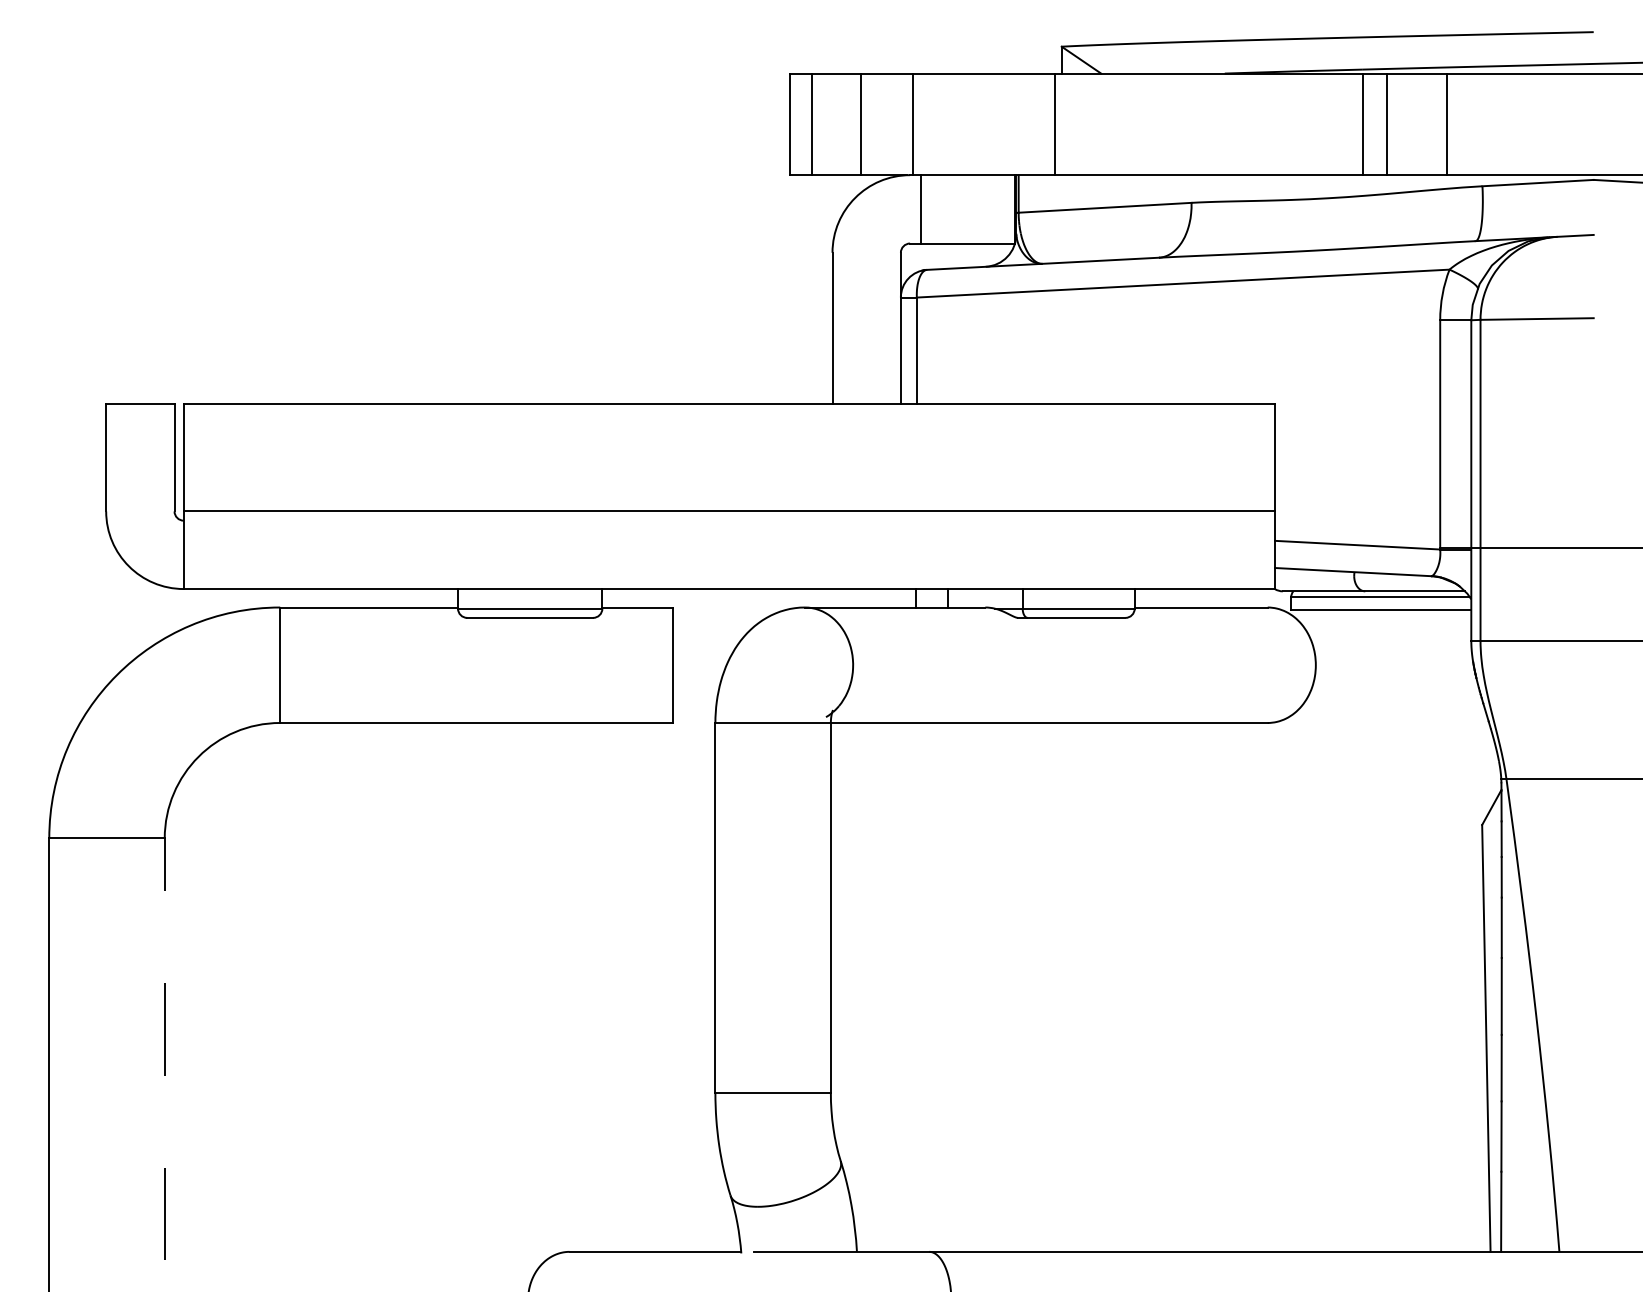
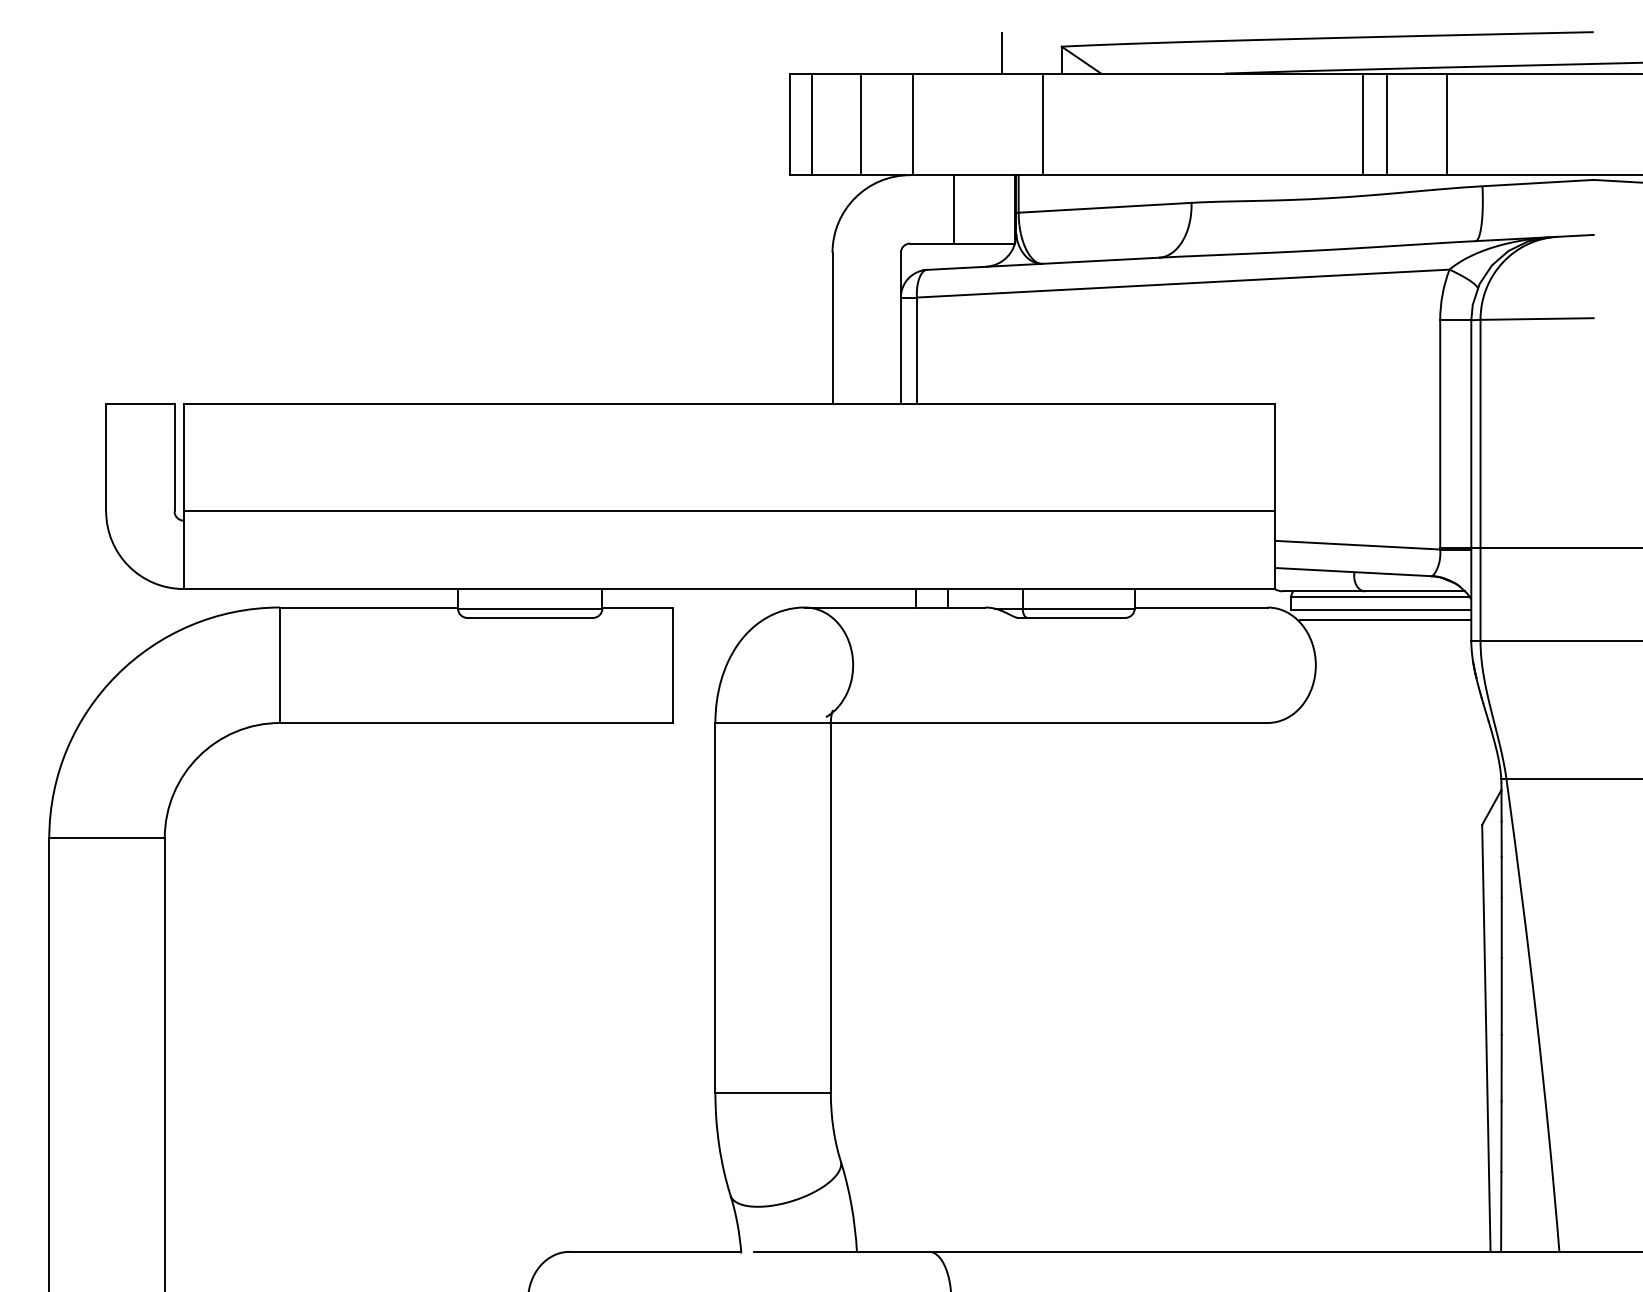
line: none -> present (1002, 52)
line position: (1054, 124) -> (1042, 124) (1042, 124)
line position: (921, 209) -> (954, 209) (954, 209)
line: none -> present (1385, 619)
line: dashed -> solid (164, 1064)
